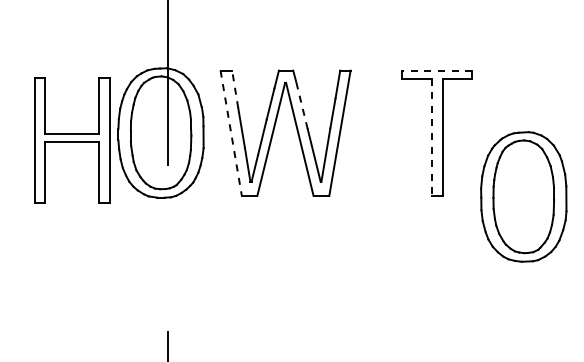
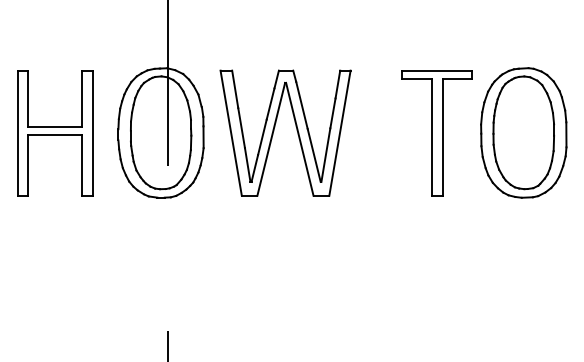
line: dashed -> solid (437, 70)
line: dashed -> solid (235, 89)
line: dashed -> solid (301, 104)
line: dashed -> solid (231, 133)
line: dashed -> solid (431, 137)
part position: (72, 140) -> (55, 133) (55, 133)
part position: (523, 196) -> (523, 132) (523, 132)
